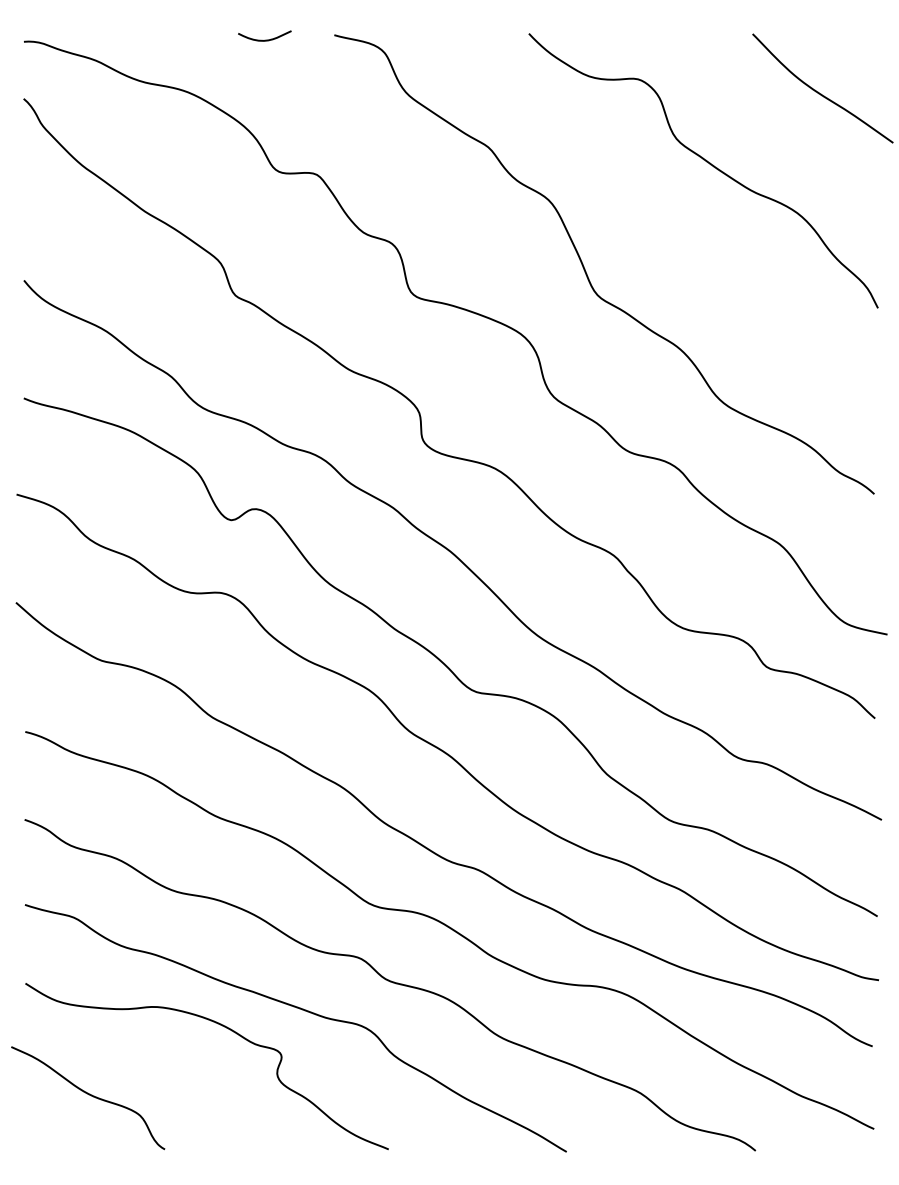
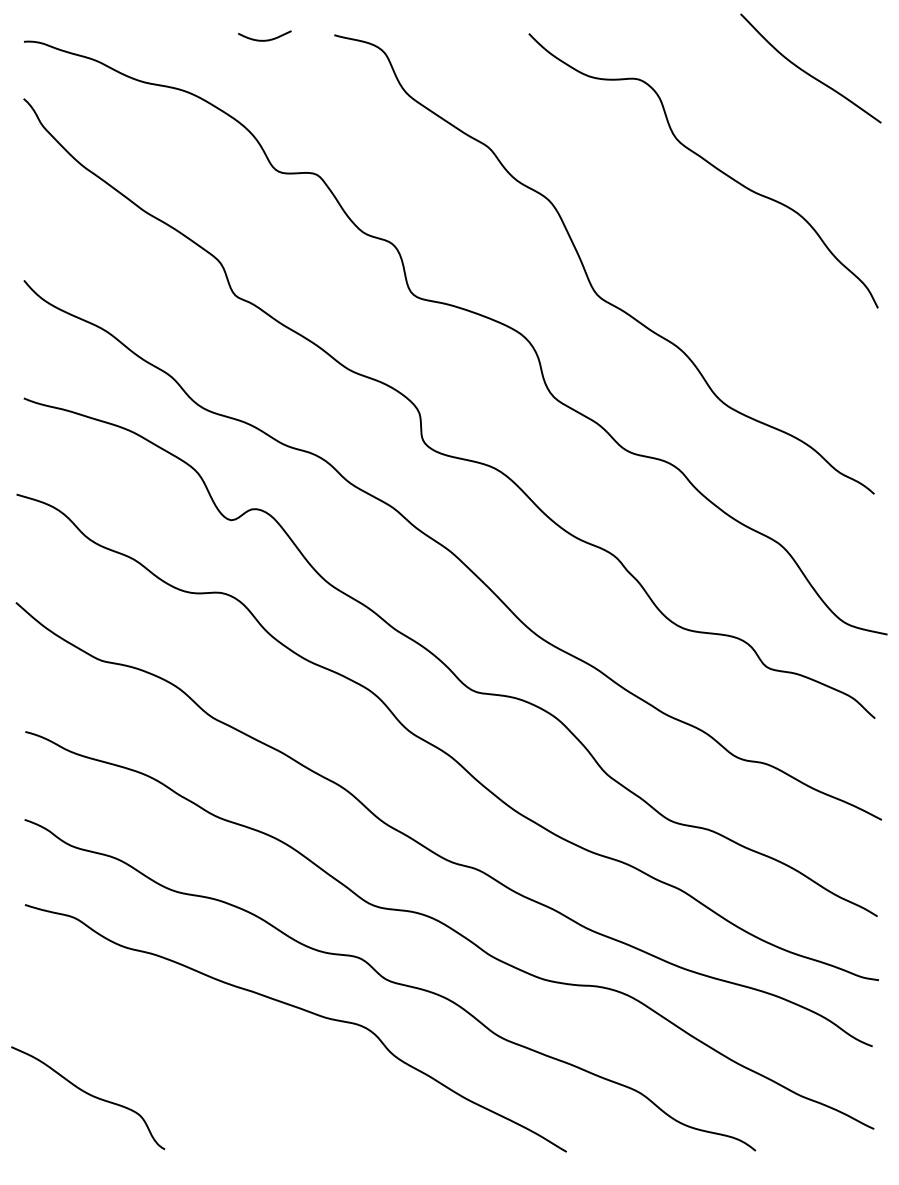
curve position: (818, 91) -> (806, 71) (806, 71)
curve: present -> none (226, 1028)
